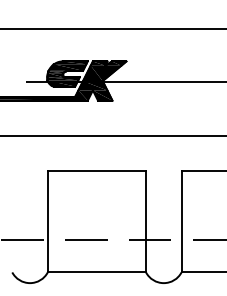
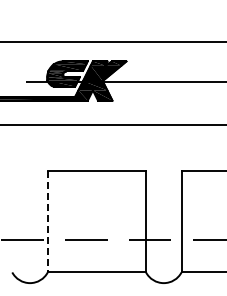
line position: (112, 28) -> (112, 41) (112, 41)
line position: (112, 136) -> (112, 125) (112, 125)
line: solid -> dashed (47, 222)
